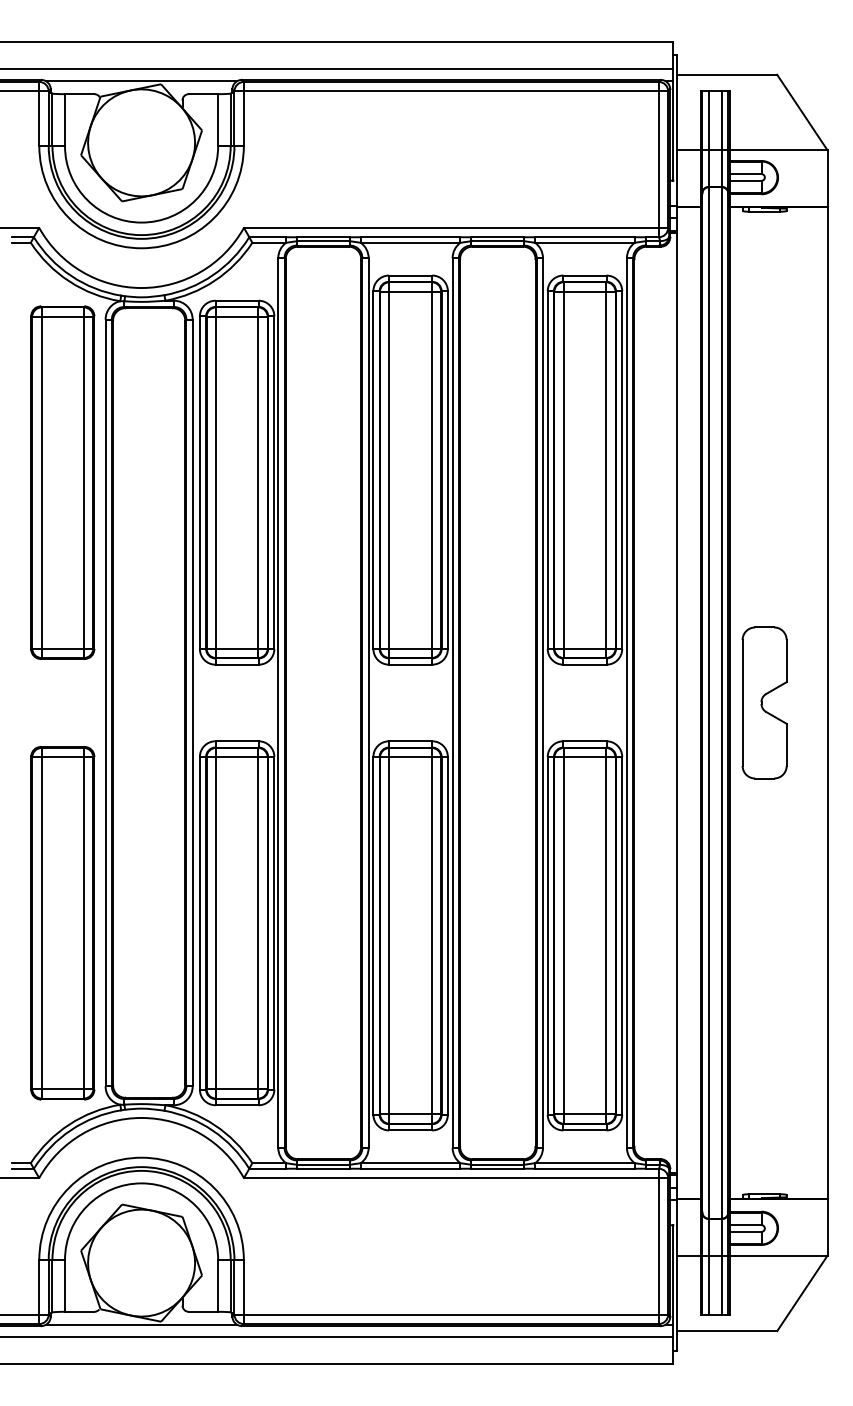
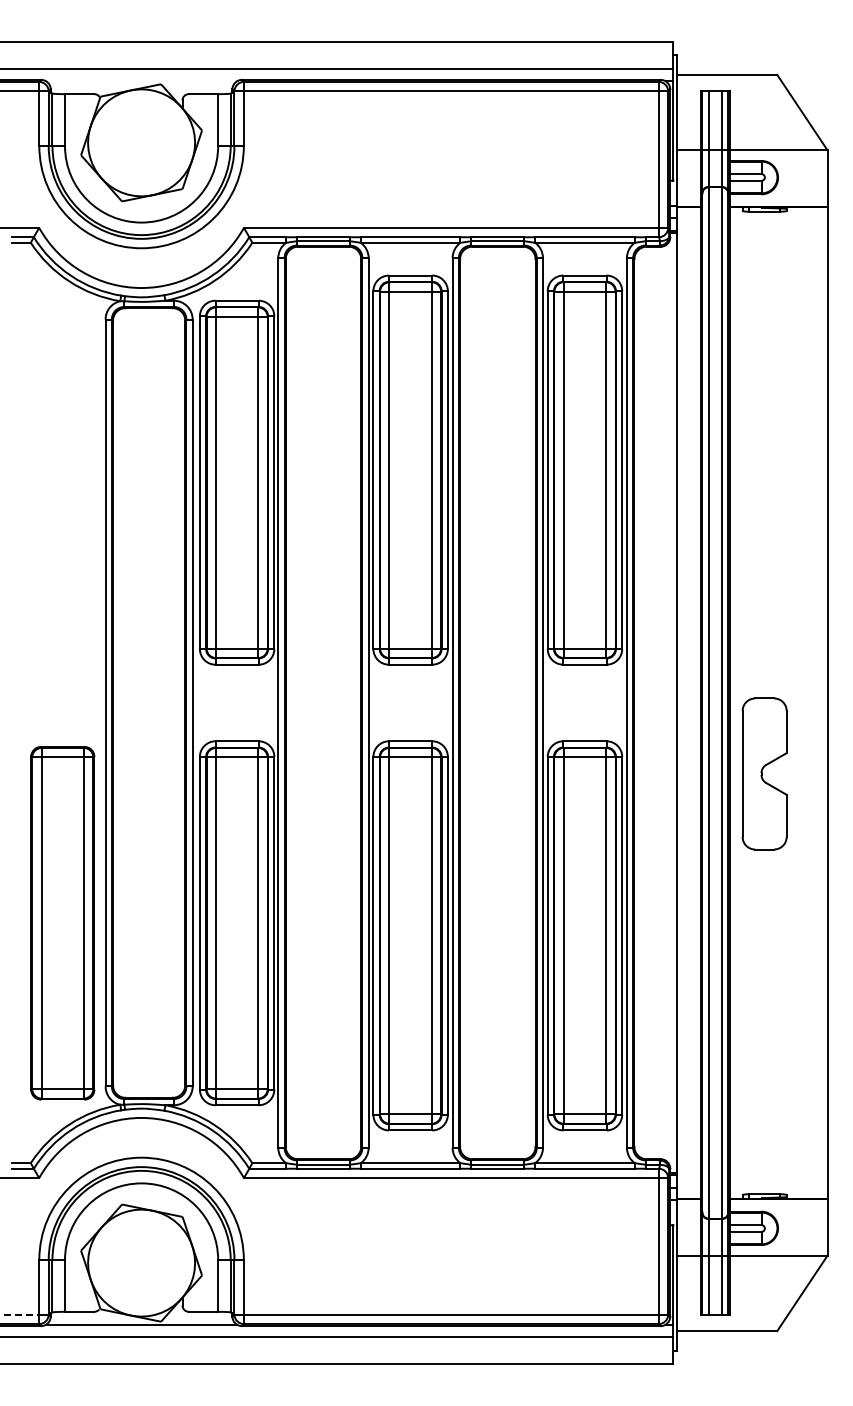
line: present -> none (141, 81)
part: present -> none (62, 482)
part position: (764, 702) -> (764, 773) (764, 773)
line: solid -> dashed (20, 1314)
